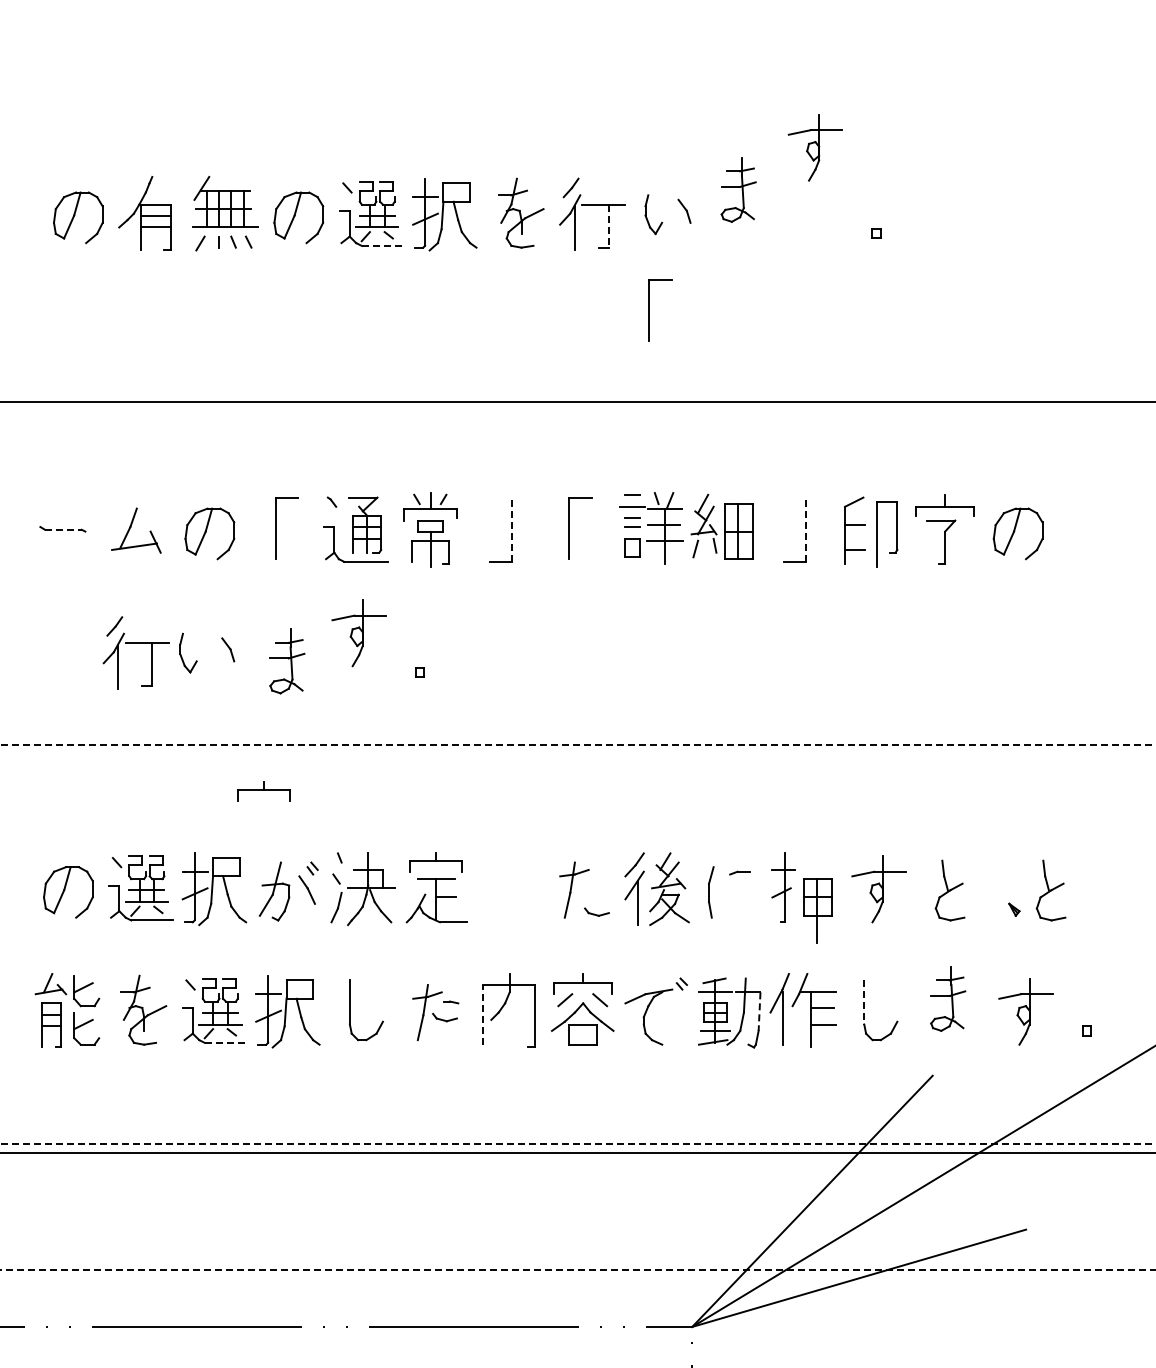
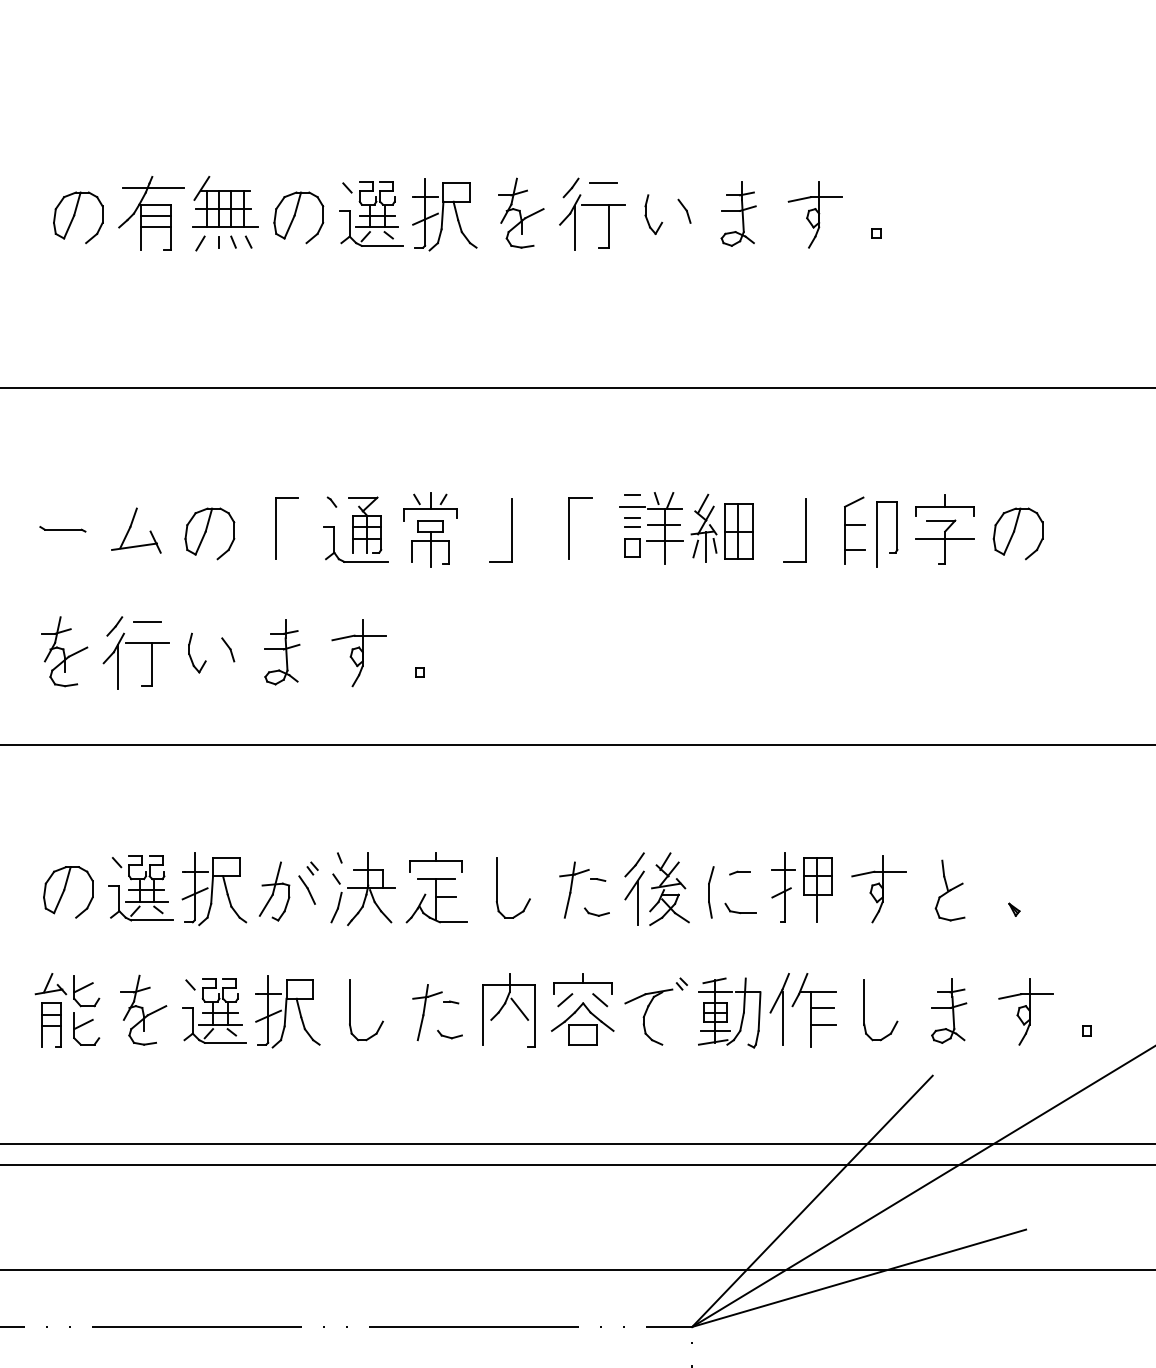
part position: (814, 147) -> (814, 214) (814, 214)
line: none -> present (603, 183)
line: none -> present (153, 187)
part position: (738, 189) -> (738, 213) (738, 213)
line: dashed -> solid (608, 226)
line: dashed -> solid (382, 245)
part: present -> none (649, 310)
line position: (577, 402) -> (577, 388) (577, 388)
line: dashed -> solid (63, 529)
line: dashed -> solid (511, 530)
line: dashed -> solid (805, 530)
line: none -> present (944, 538)
line: none -> present (706, 546)
line: none -> present (147, 621)
part position: (358, 633) -> (358, 653) (358, 653)
part: none -> present (64, 651)
part position: (182, 656) -> (191, 656) (191, 656)
part position: (287, 661) -> (282, 652) (282, 652)
line: dashed -> solid (577, 745)
part: present -> none (263, 791)
line: none -> present (598, 879)
part: none -> present (497, 887)
part: present -> none (1050, 890)
part: none -> present (740, 907)
part position: (817, 910) -> (817, 889) (817, 889)
part position: (948, 998) -> (949, 1010) (949, 1010)
line: dashed -> solid (864, 1002)
line: none -> present (519, 1008)
line: dashed -> solid (759, 1012)
line: dashed -> solid (483, 1014)
part position: (444, 1017) -> (449, 1034) (449, 1034)
line: dashed -> solid (225, 1042)
line: dashed -> solid (577, 1144)
line position: (577, 1153) -> (577, 1165) (577, 1165)
line: dashed -> solid (577, 1270)
